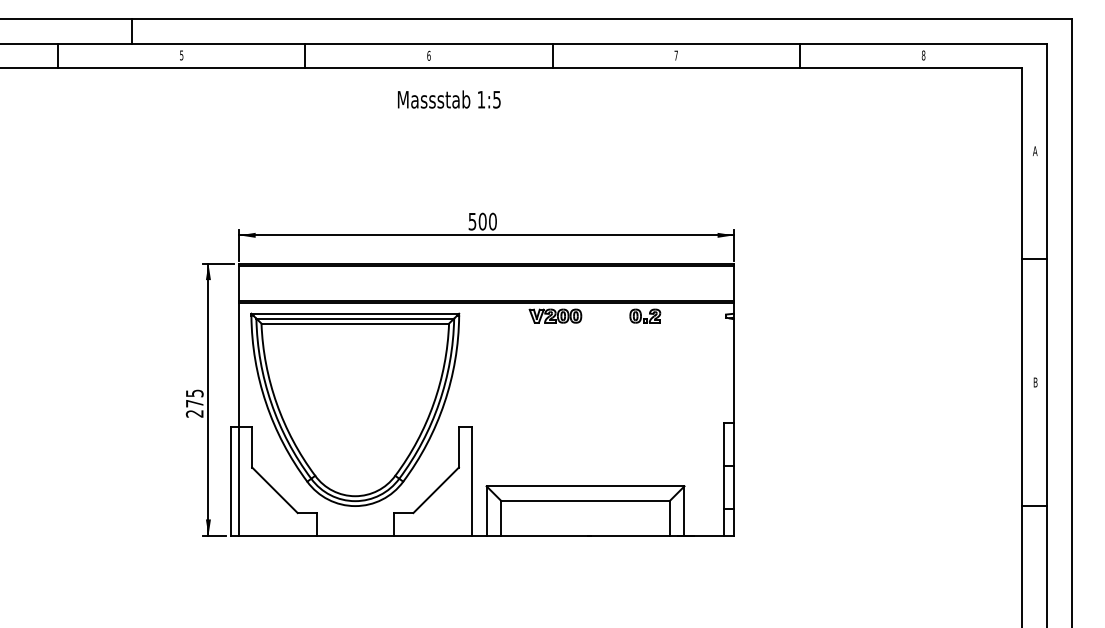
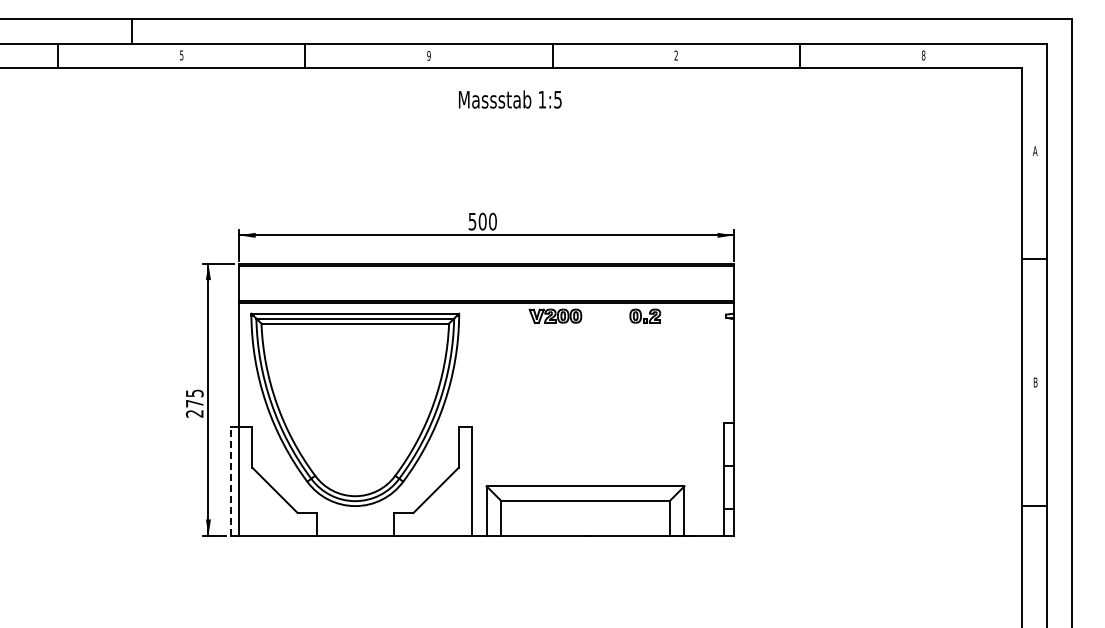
text: 6 -> 9 (428, 55)
text: 7 -> 2 (675, 55)
text position: (449, 99) -> (510, 99) (510, 99)
line: solid -> dashed (231, 480)
